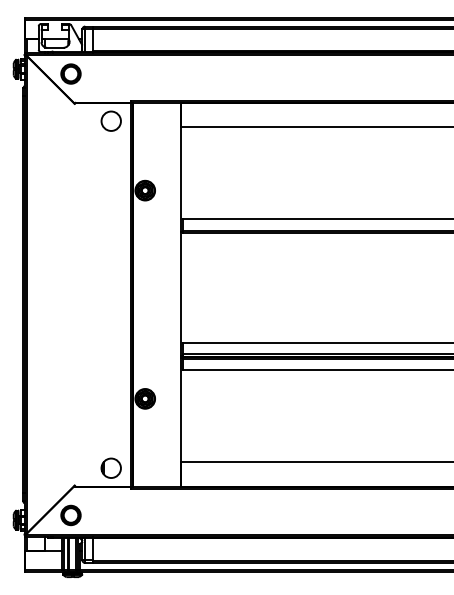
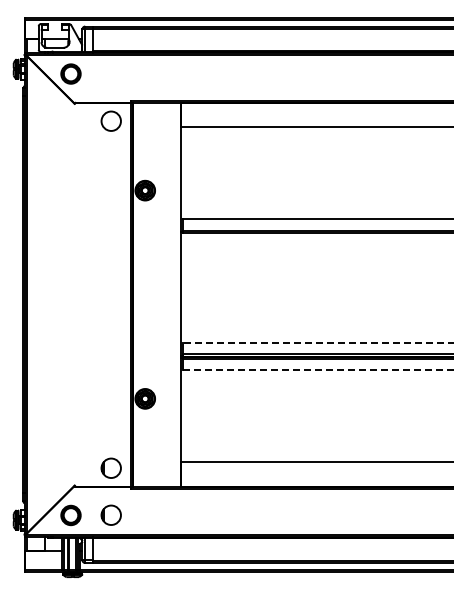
line: solid -> dashed (318, 343)
line: solid -> dashed (318, 370)
part: none -> present (110, 514)
